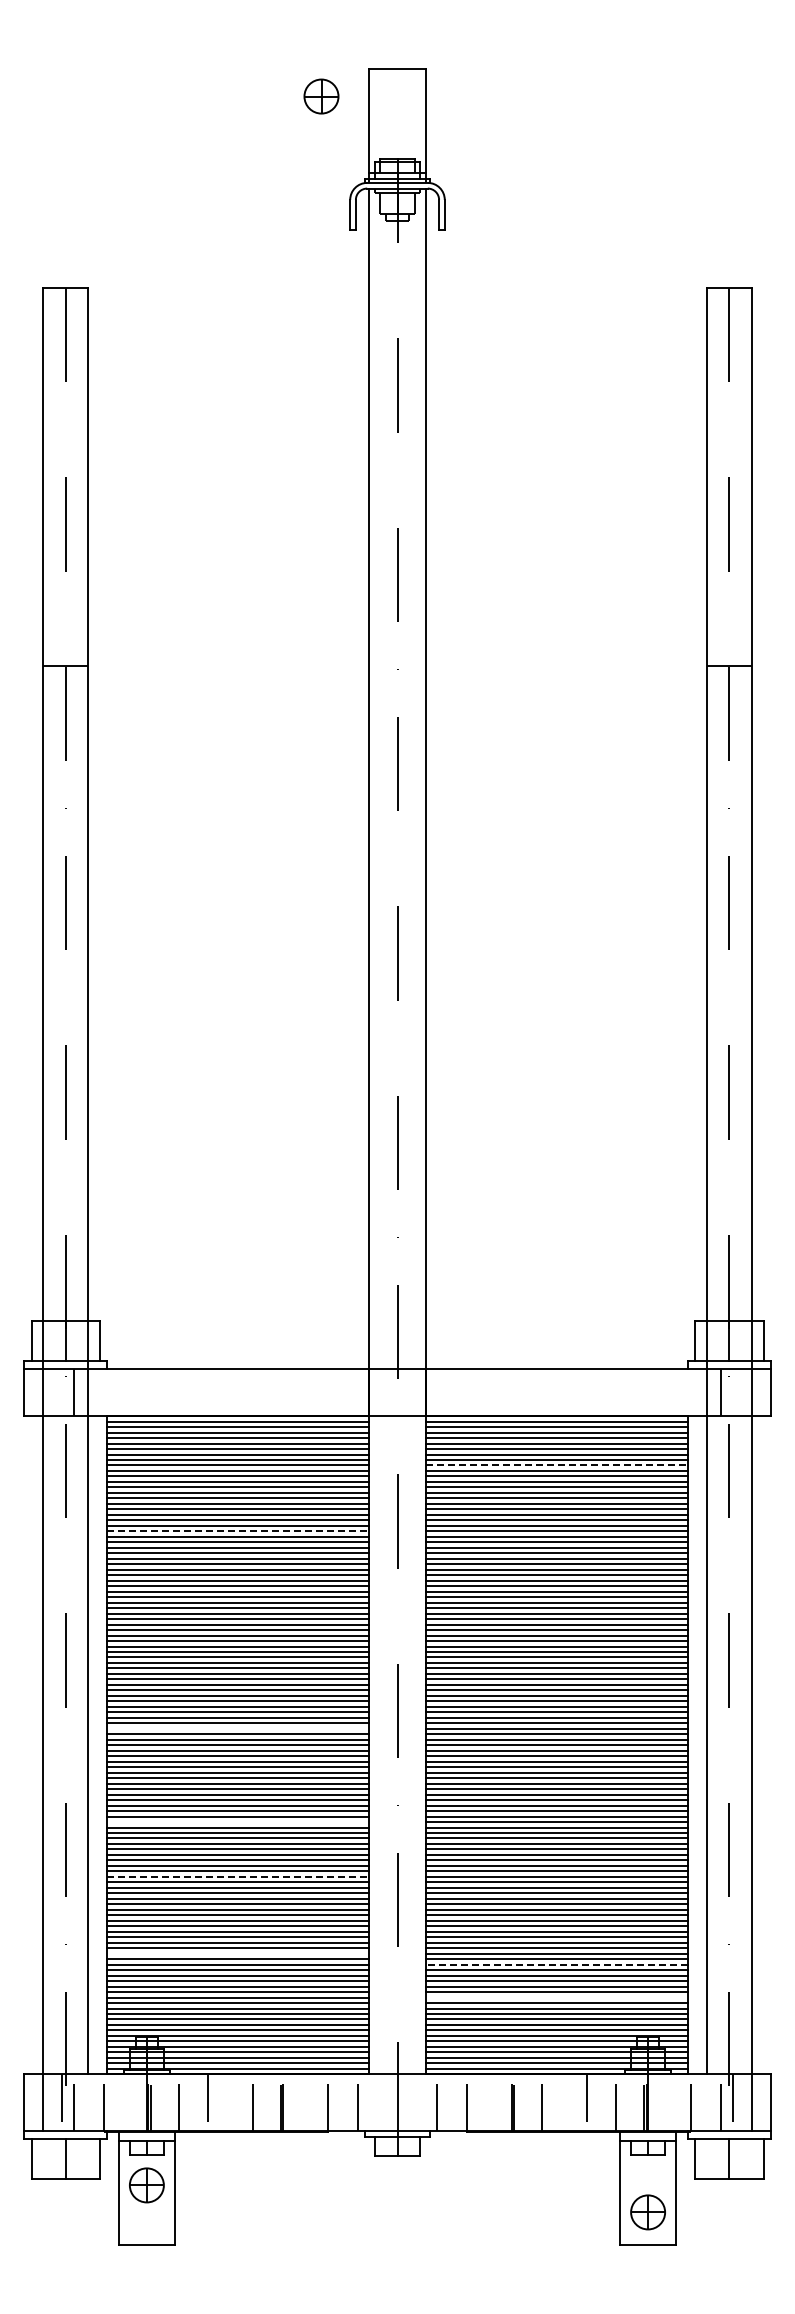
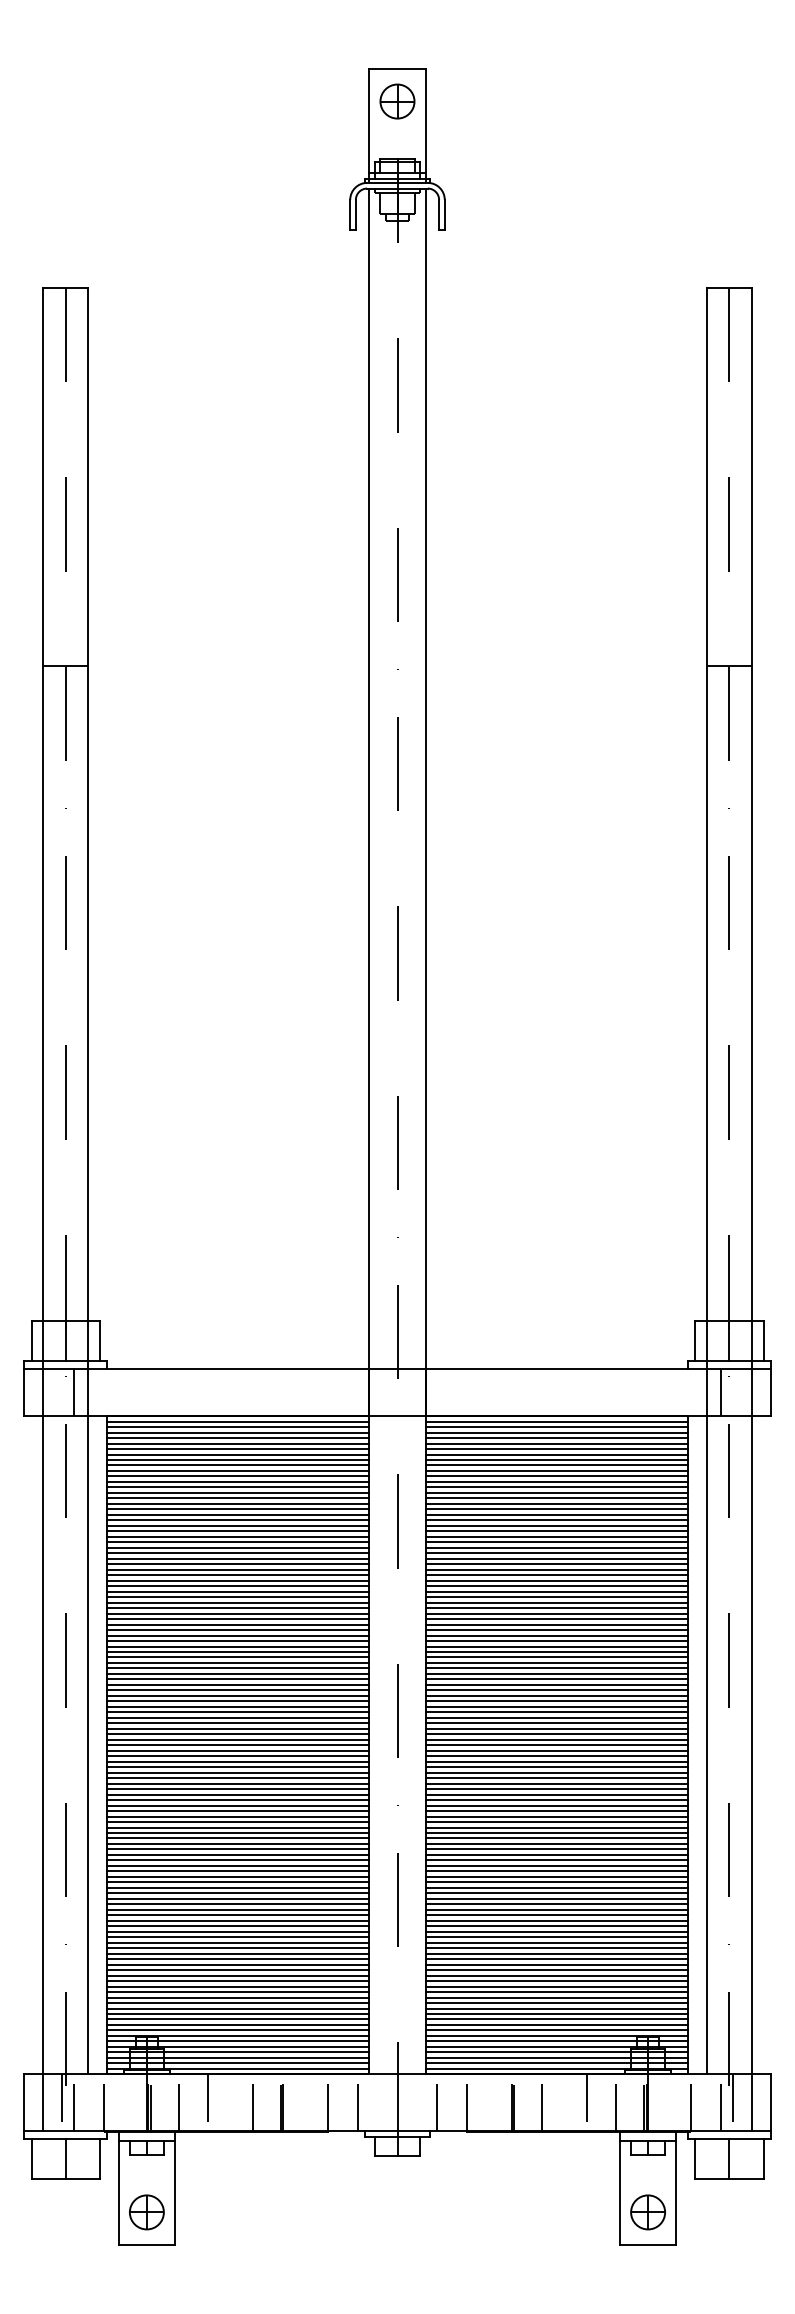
part position: (321, 96) -> (397, 101) (397, 101)
line: dashed -> solid (556, 1465)
line: dashed -> solid (238, 1531)
line: none -> present (238, 1728)
line: none -> present (238, 1822)
line: dashed -> solid (238, 1876)
line: none -> present (238, 1953)
line: dashed -> solid (556, 1964)
line: none -> present (556, 1997)
part position: (146, 2185) -> (146, 2212) (146, 2212)
